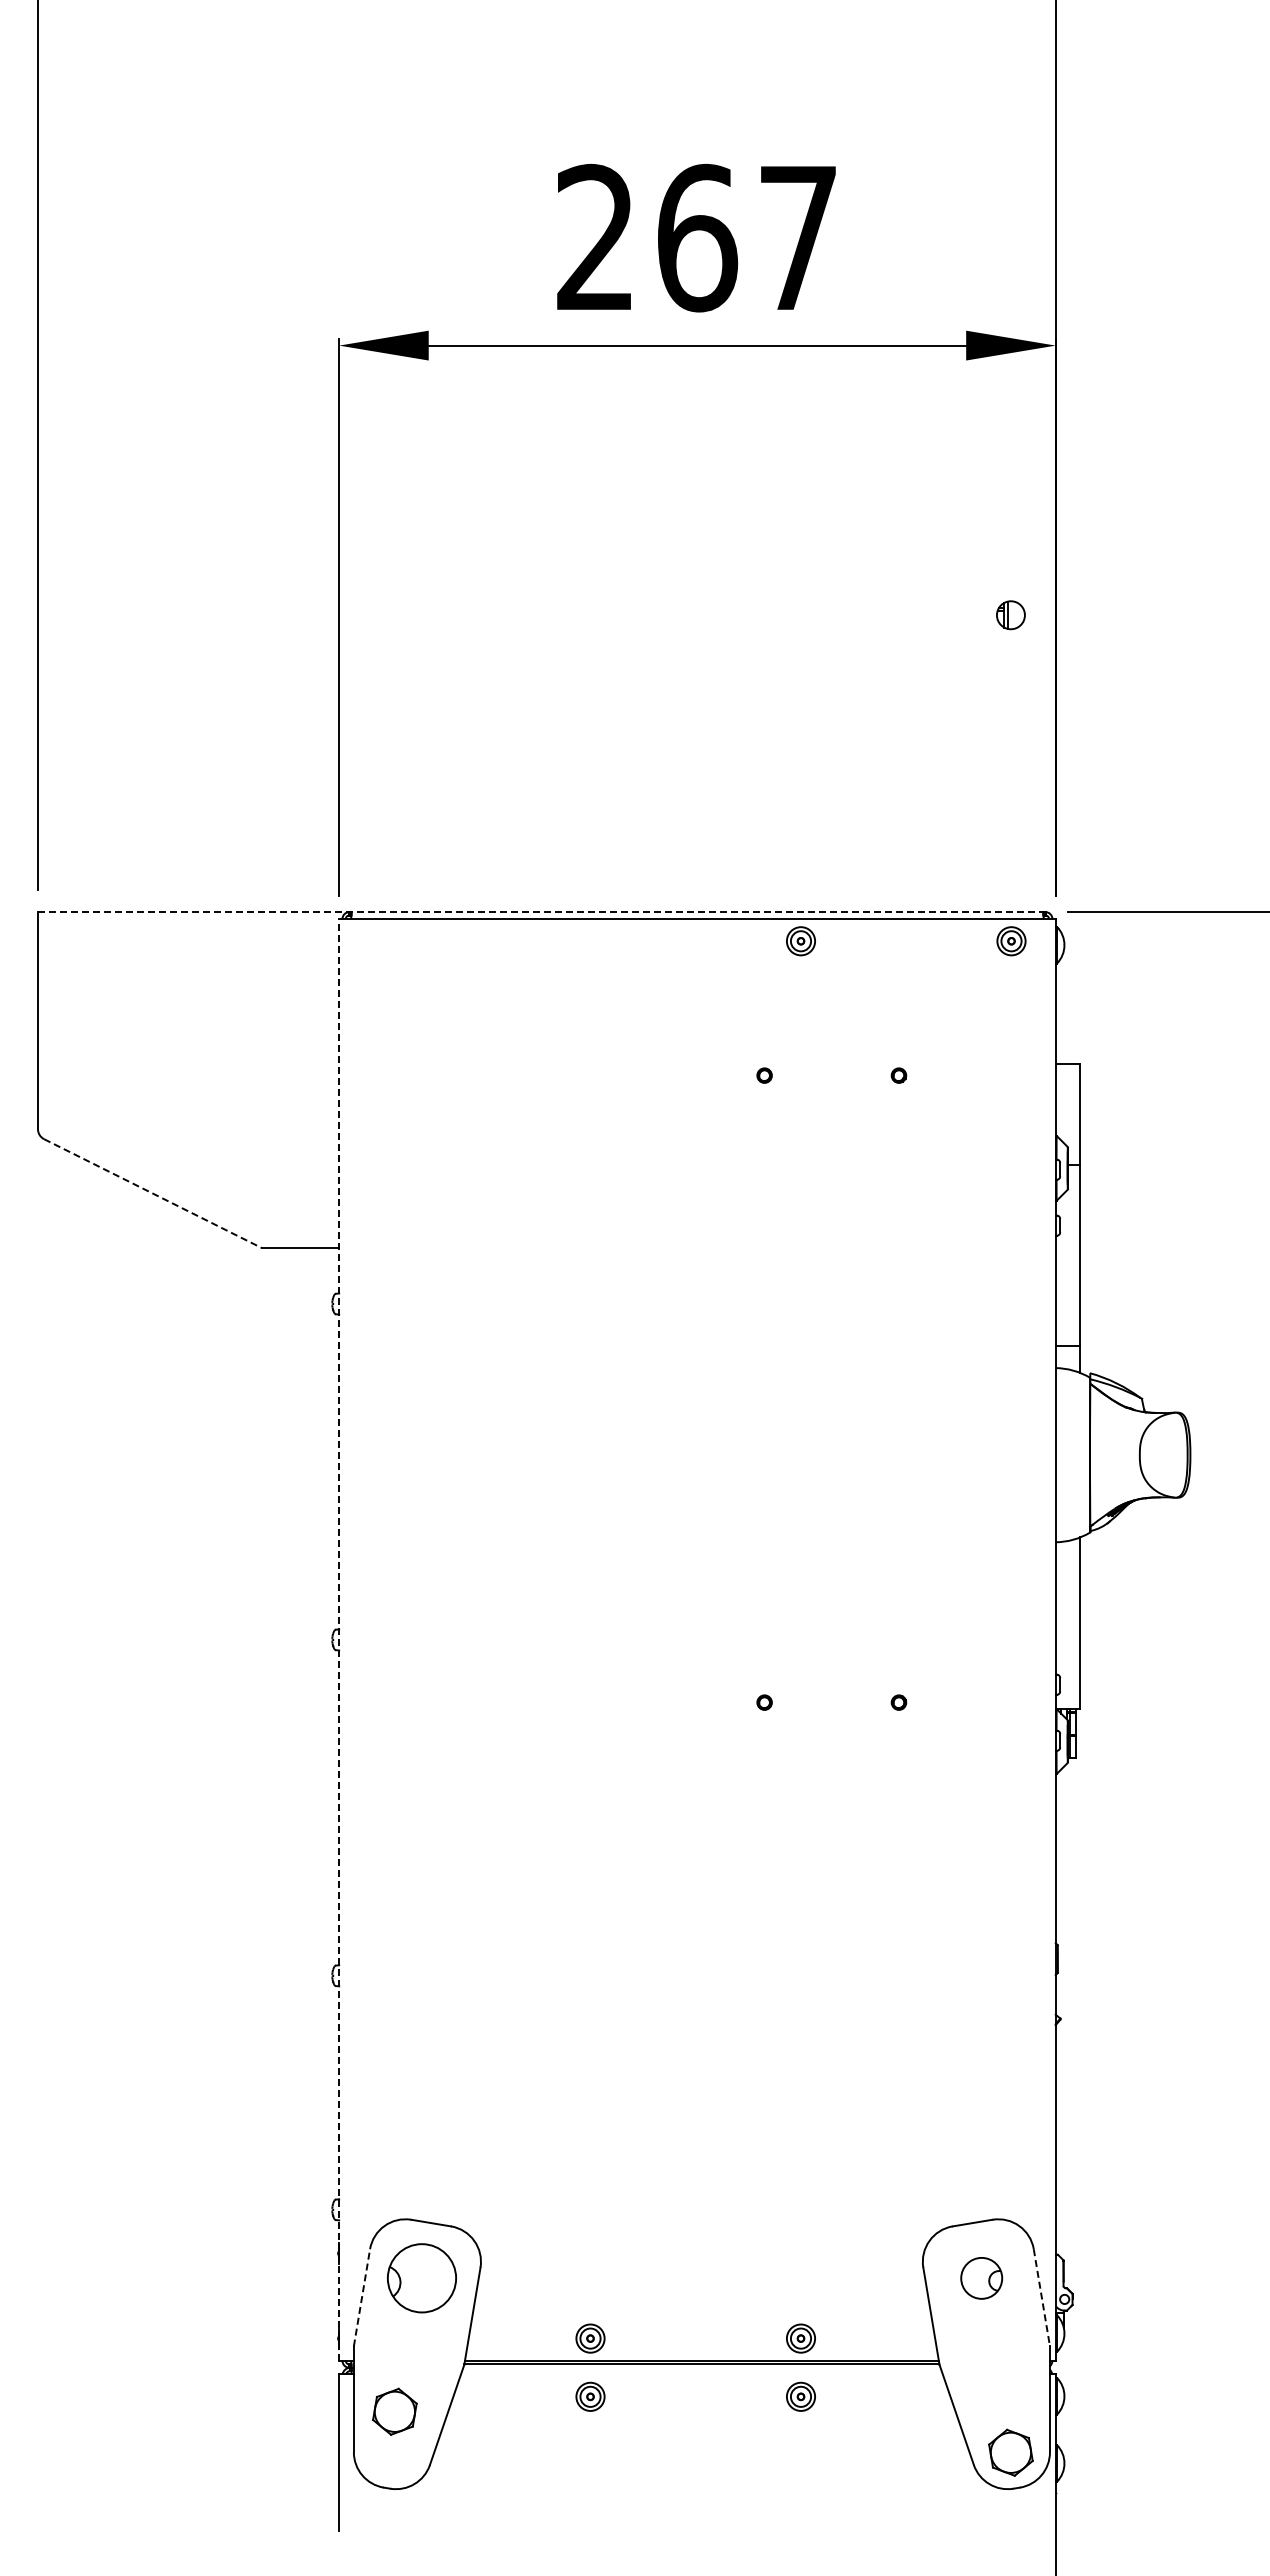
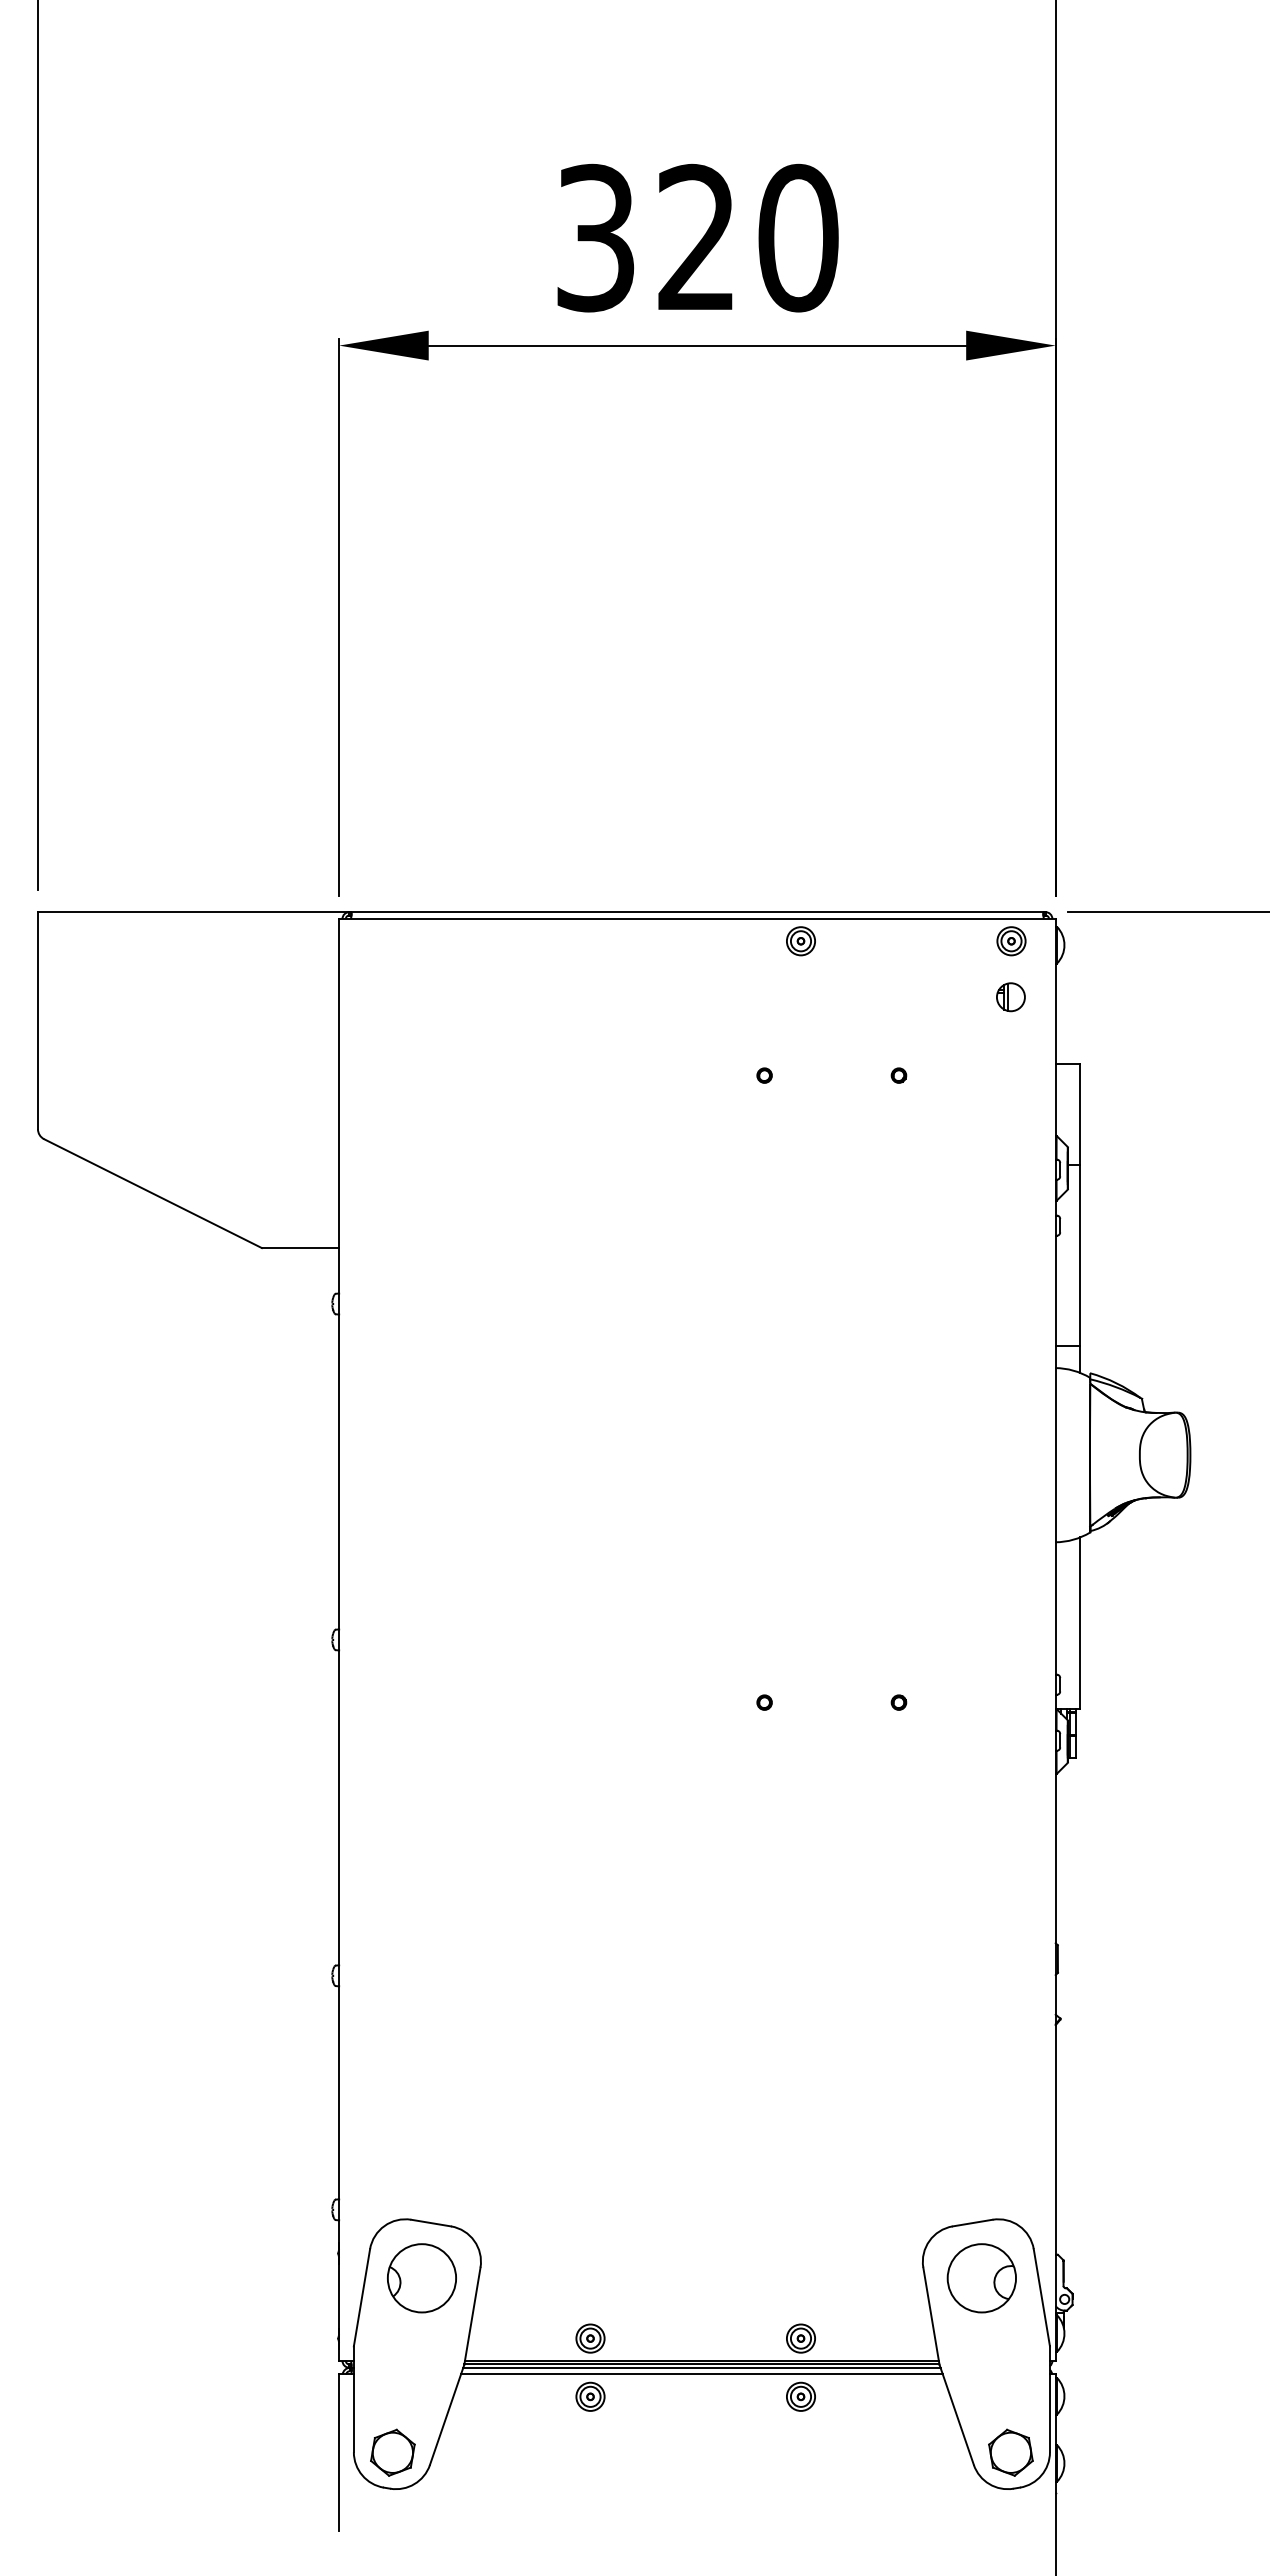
text: 267 -> 320 (697, 237)
part position: (1010, 615) -> (1010, 997) (1010, 997)
line: dashed -> solid (541, 912)
line: dashed -> solid (153, 1193)
line: dashed -> solid (339, 1639)
part size: 44x43 px -> 71x71 px (981, 2278)
line: dashed -> solid (362, 2297)
line: dashed -> solid (1041, 2298)
line: none -> present (701, 2367)
line: none -> present (701, 2374)
part position: (394, 2411) -> (392, 2452) (392, 2452)
